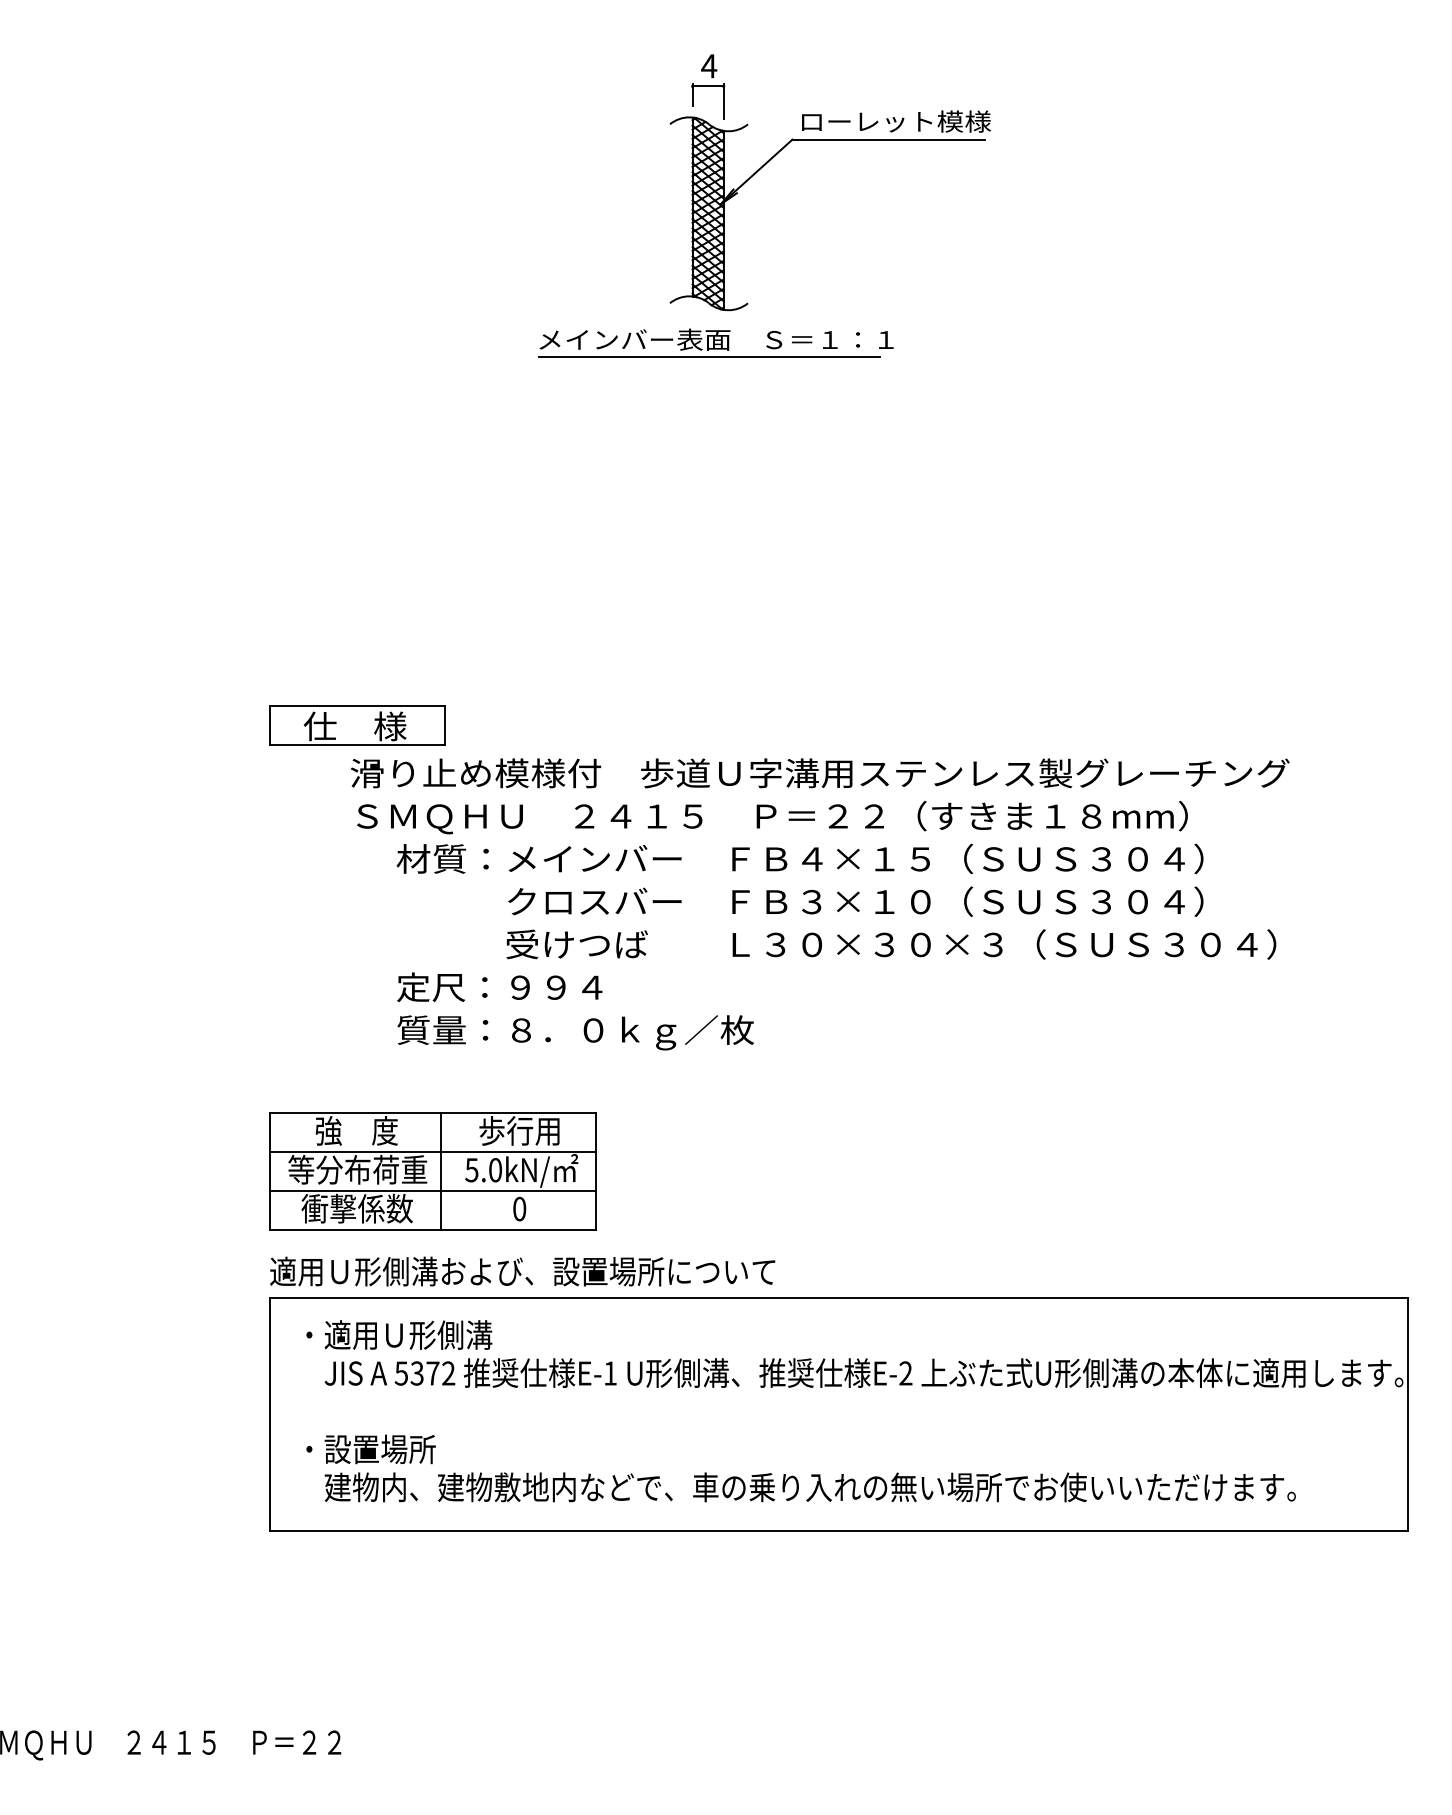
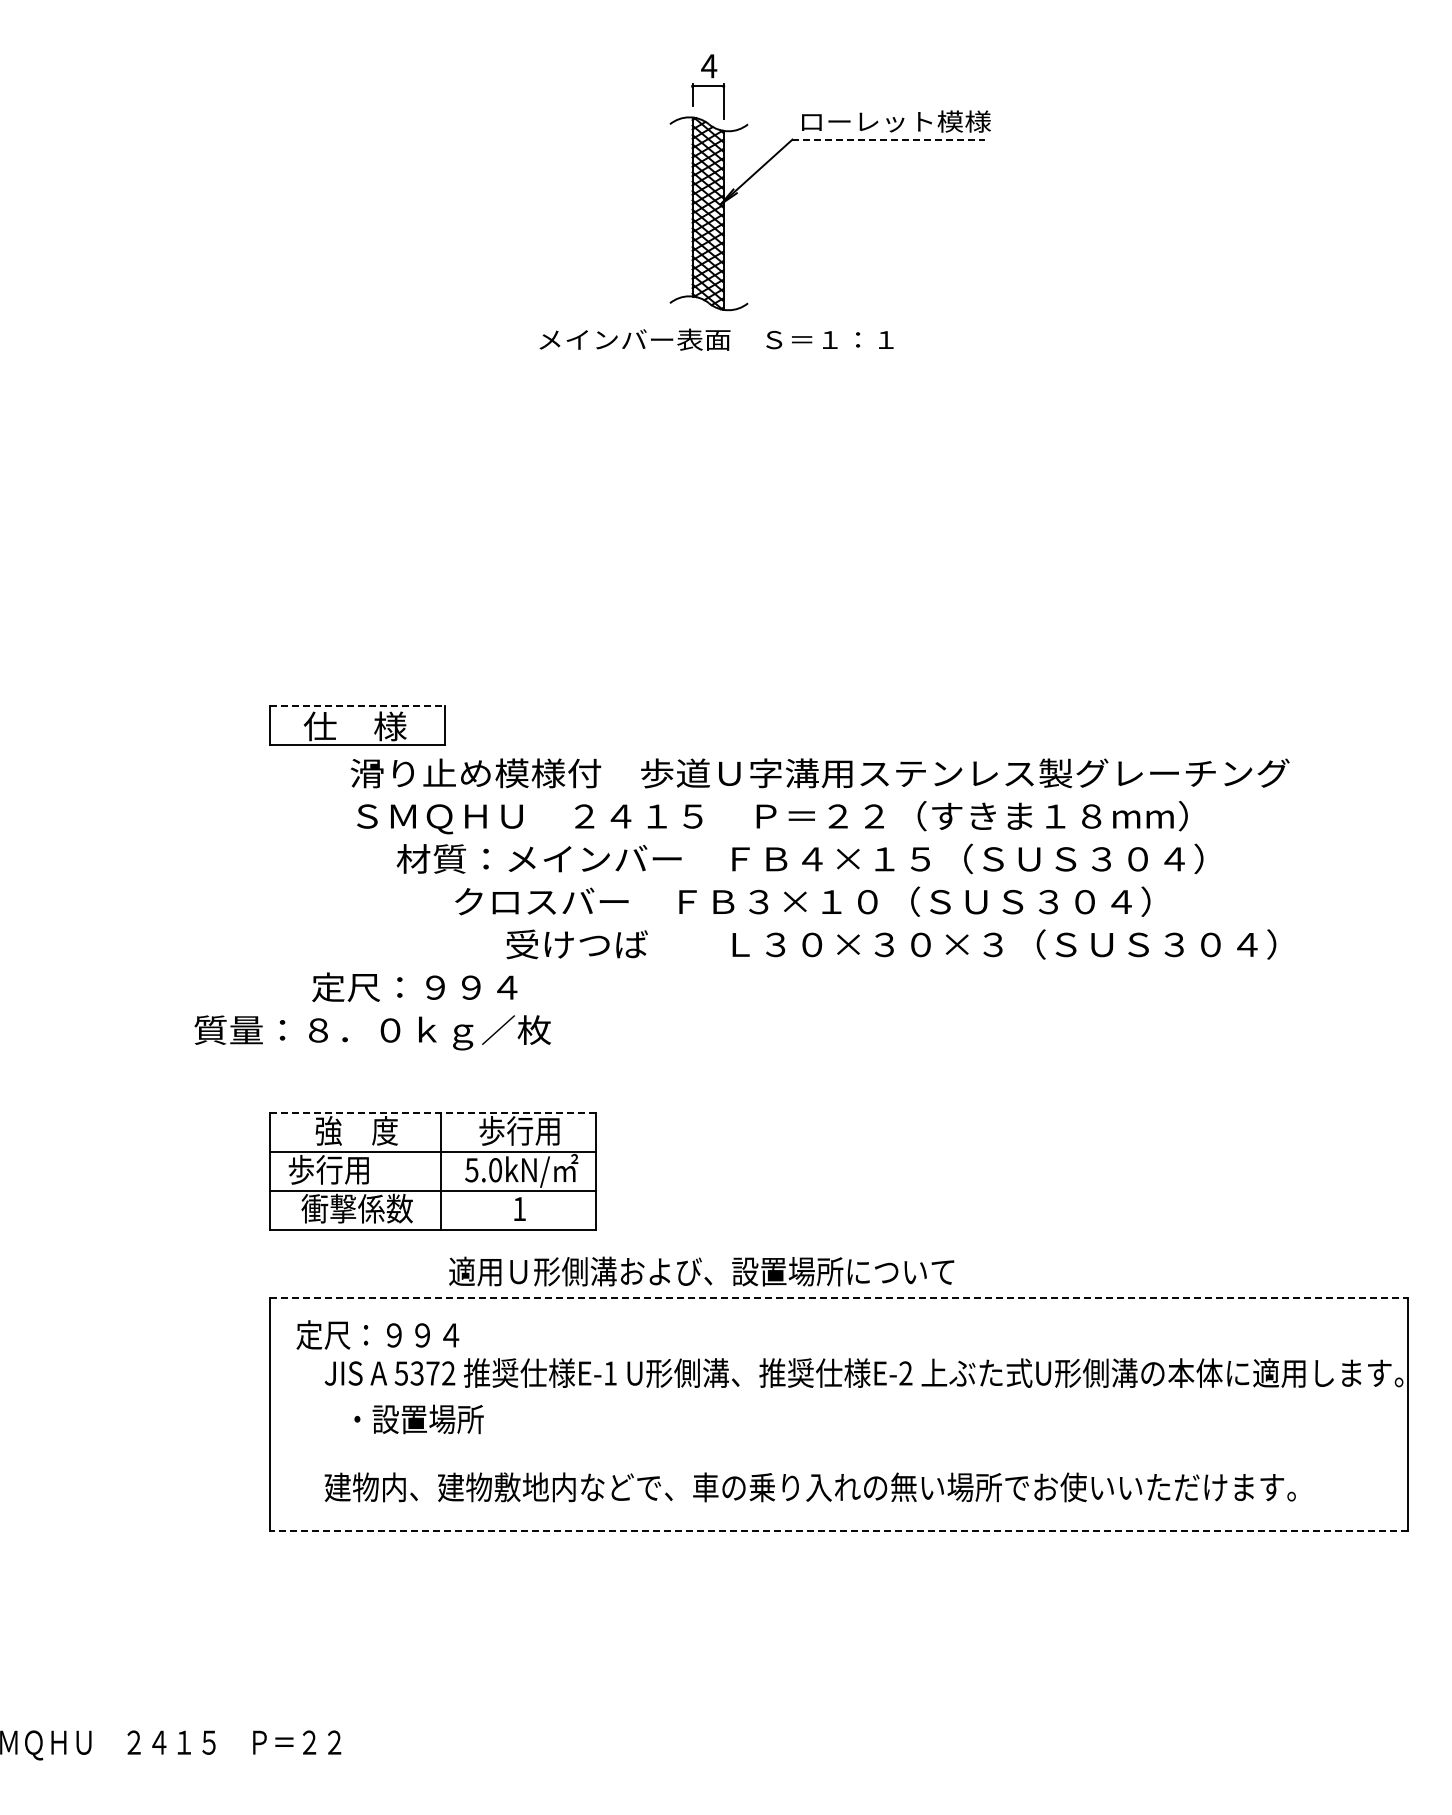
line: solid -> dashed (889, 139)
line: present -> none (708, 357)
line: solid -> dashed (357, 706)
text position: (855, 901) -> (802, 901) (802, 901)
text position: (499, 986) -> (414, 986) (414, 986)
text position: (575, 1032) -> (372, 1032) (372, 1032)
line: solid -> dashed (433, 1113)
text: 等分布荷重 -> 歩行用 (357, 1169)
text: 0 -> 1 (519, 1208)
text position: (522, 1271) -> (701, 1271) (701, 1271)
line: solid -> dashed (839, 1297)
text: ・適用Ｕ形側溝 -> 定尺：９９４ (394, 1334)
text position: (370, 1449) -> (418, 1419) (418, 1419)
line: solid -> dashed (838, 1530)
